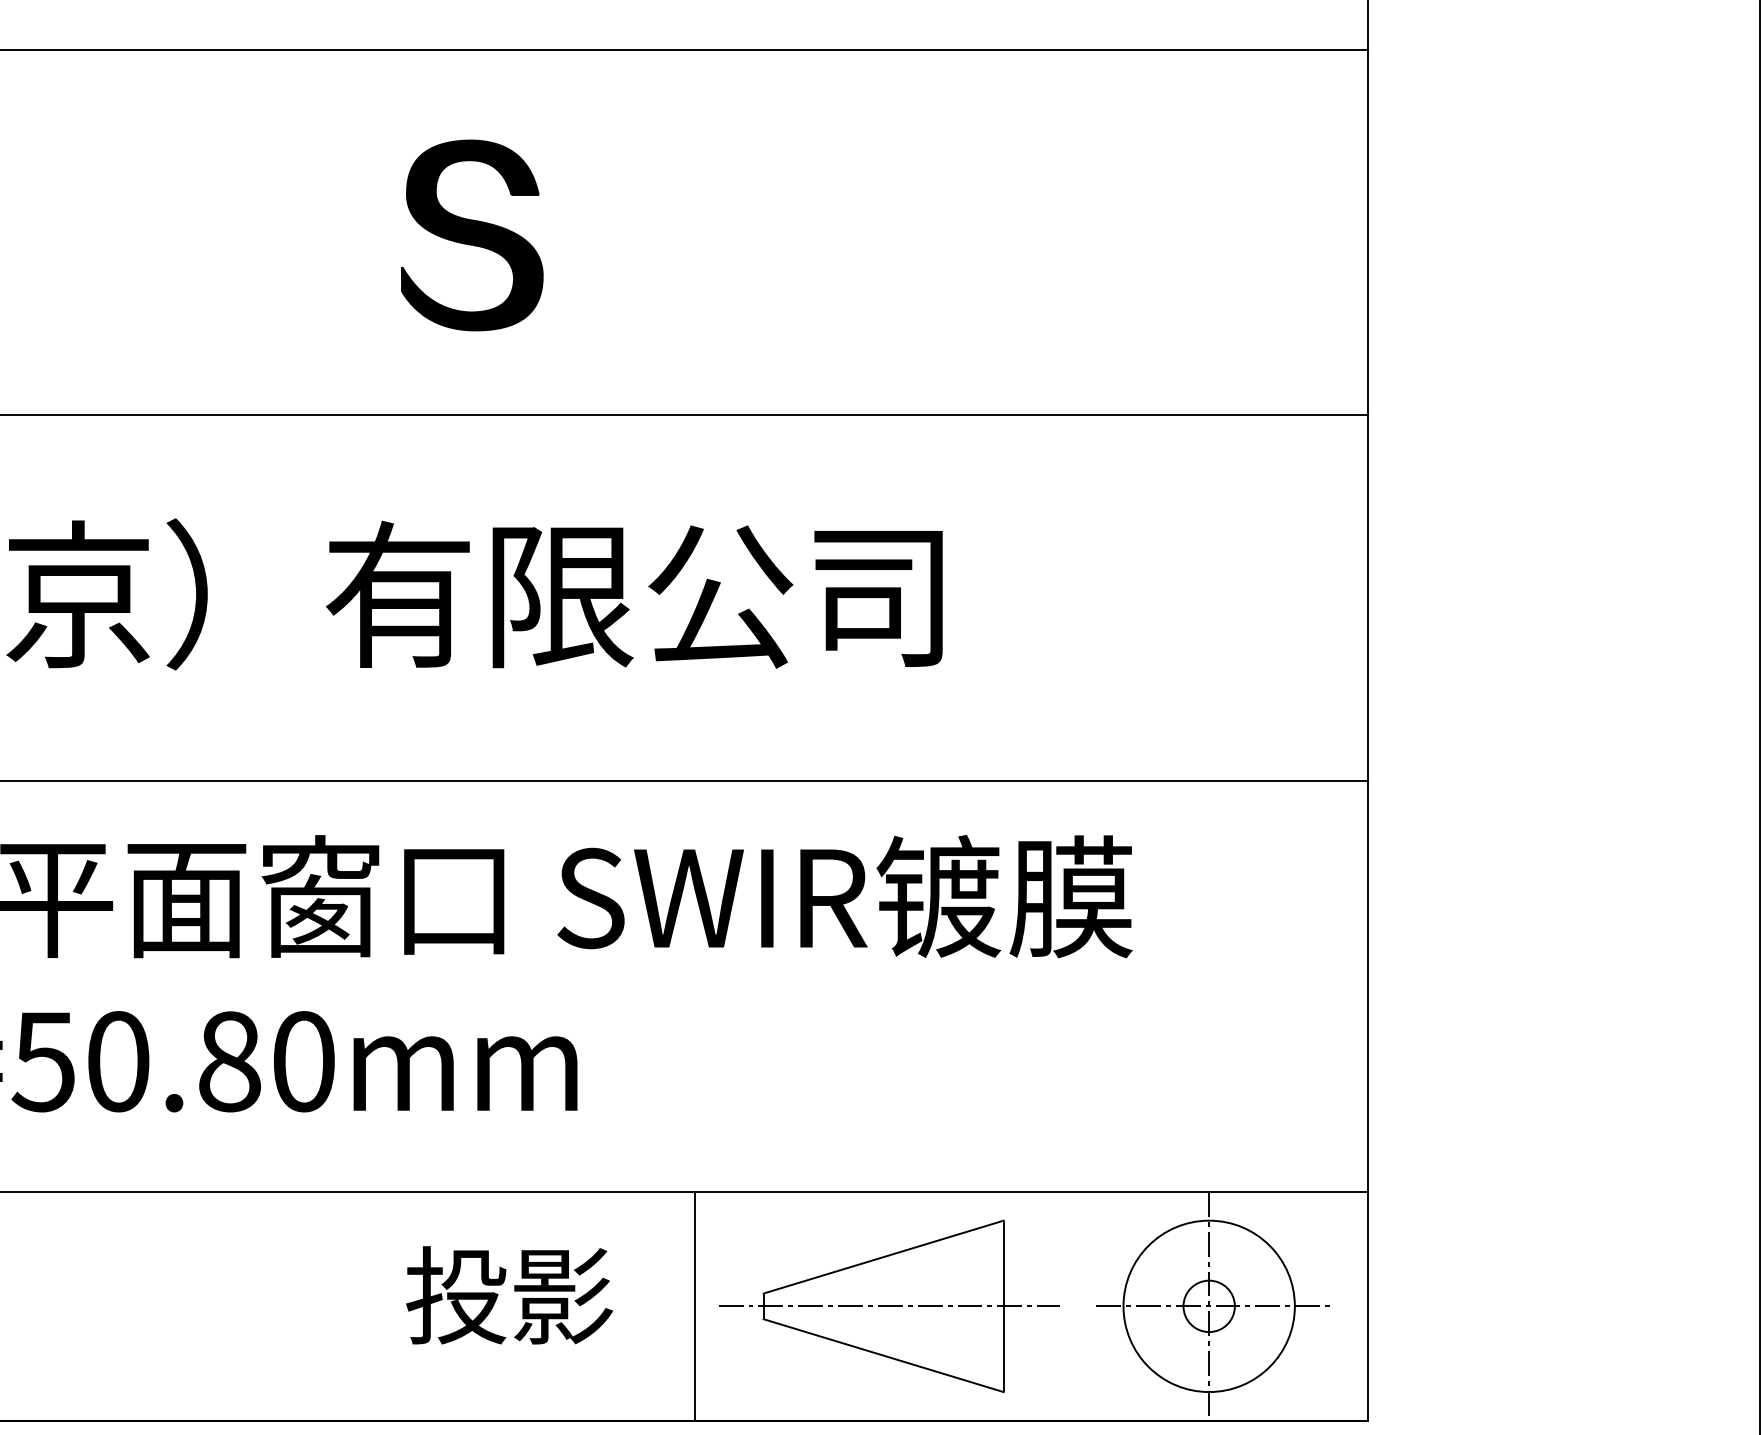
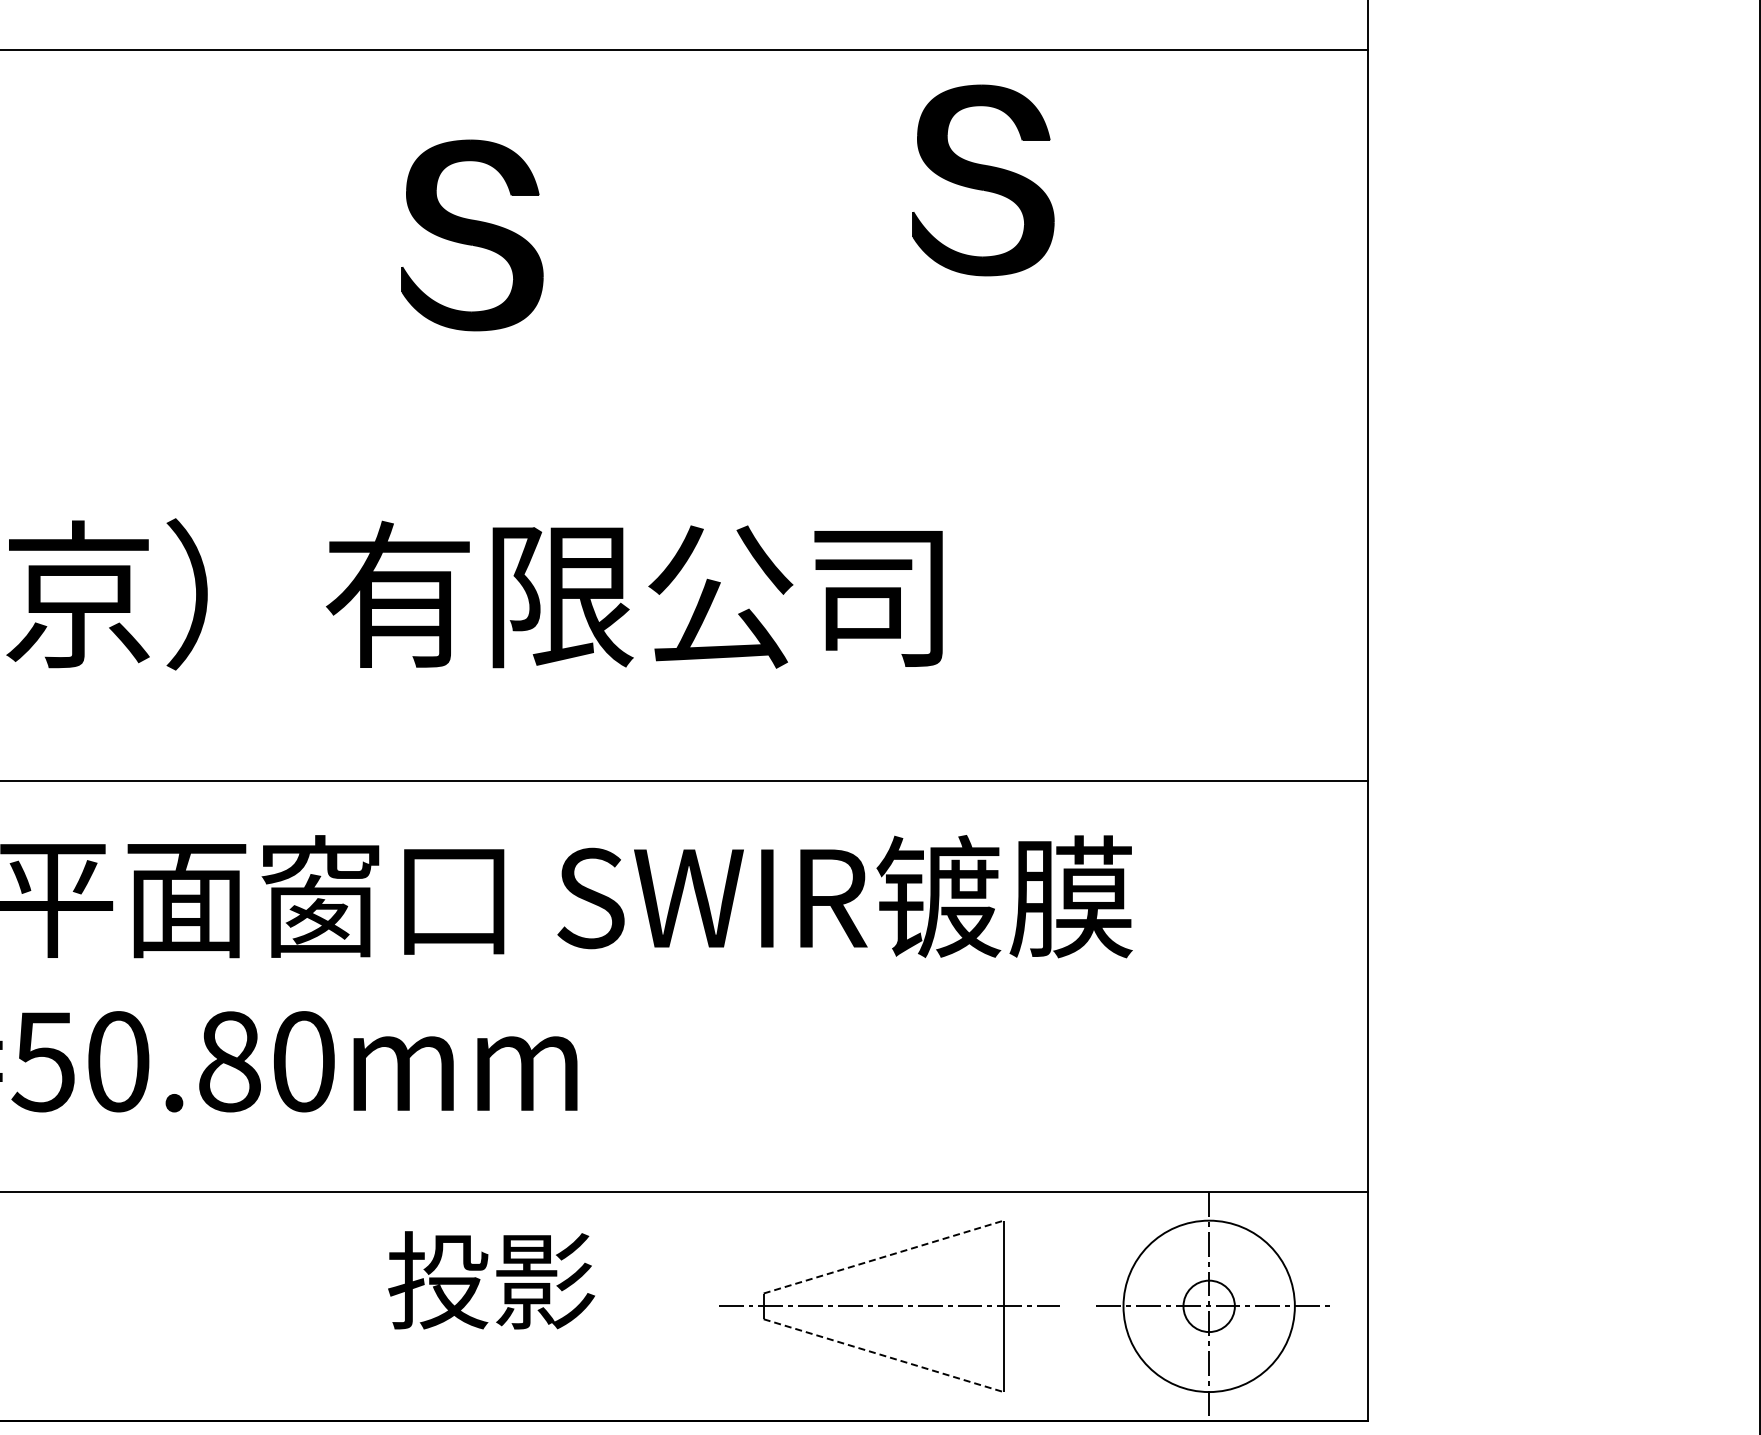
part: none -> present (983, 180)
line: present -> none (684, 415)
line: solid -> dashed (884, 1256)
text position: (509, 1295) -> (491, 1280) (491, 1280)
line: present -> none (694, 1305)
line: solid -> dashed (884, 1355)
